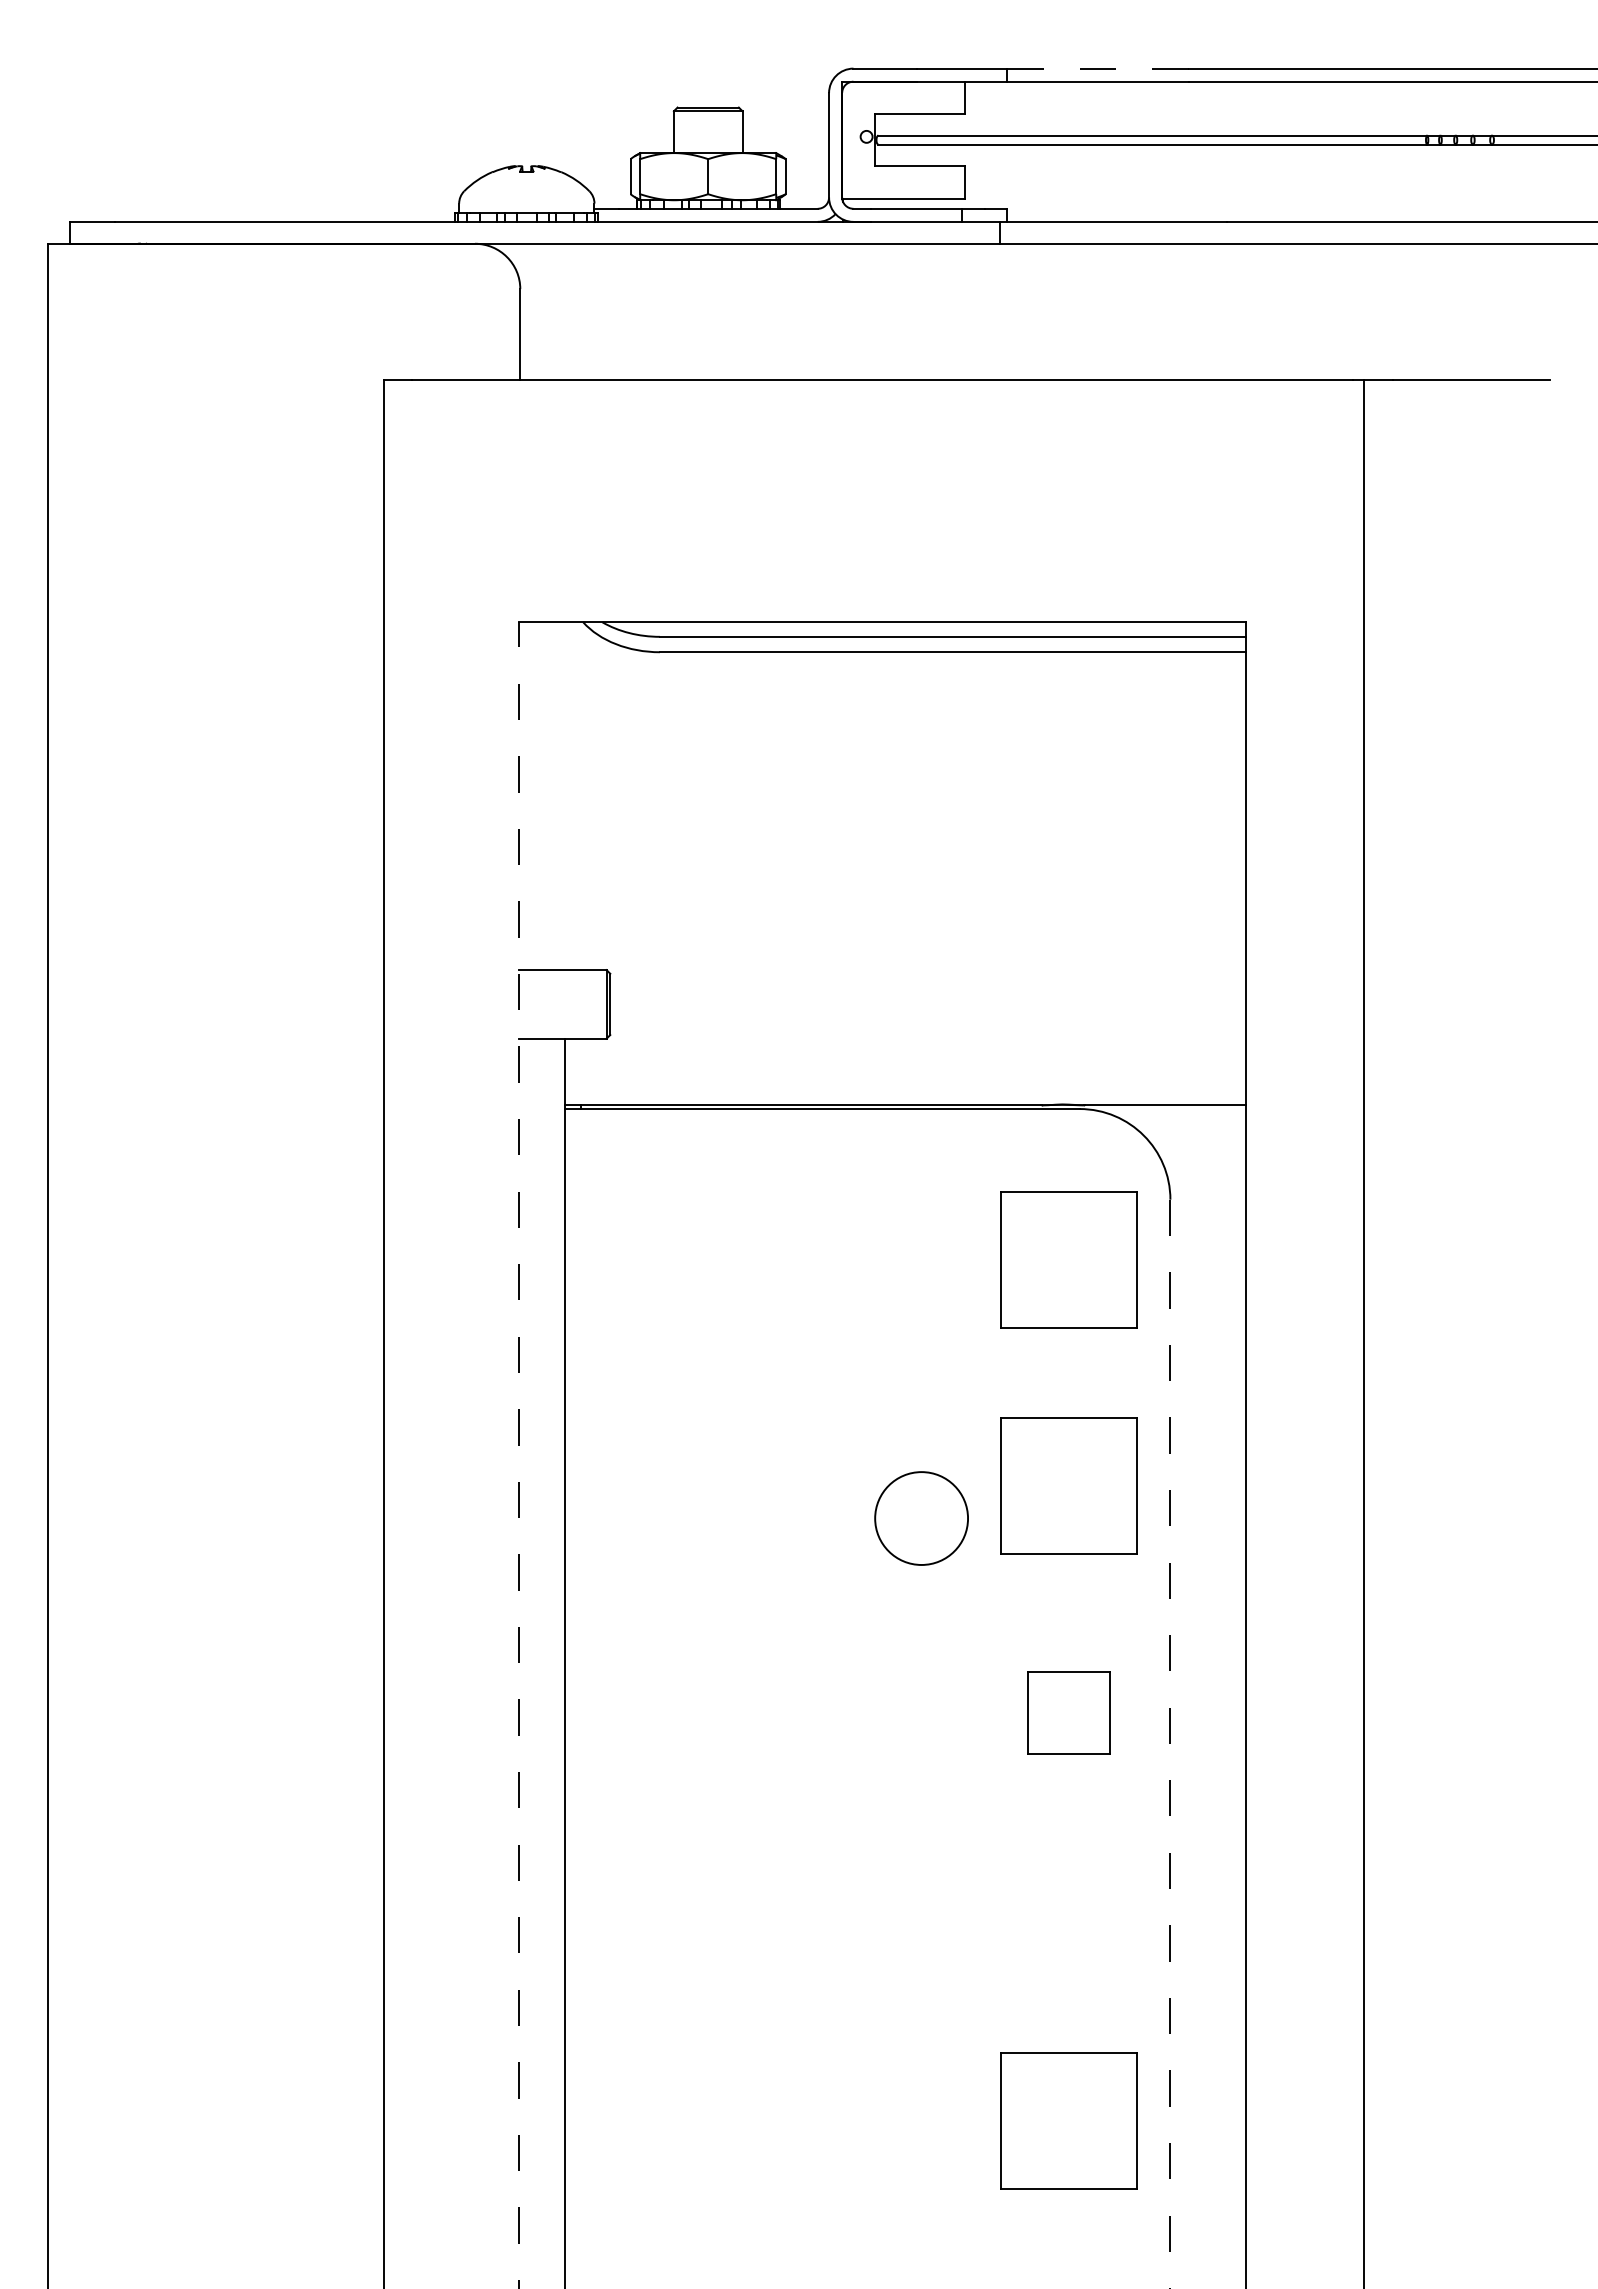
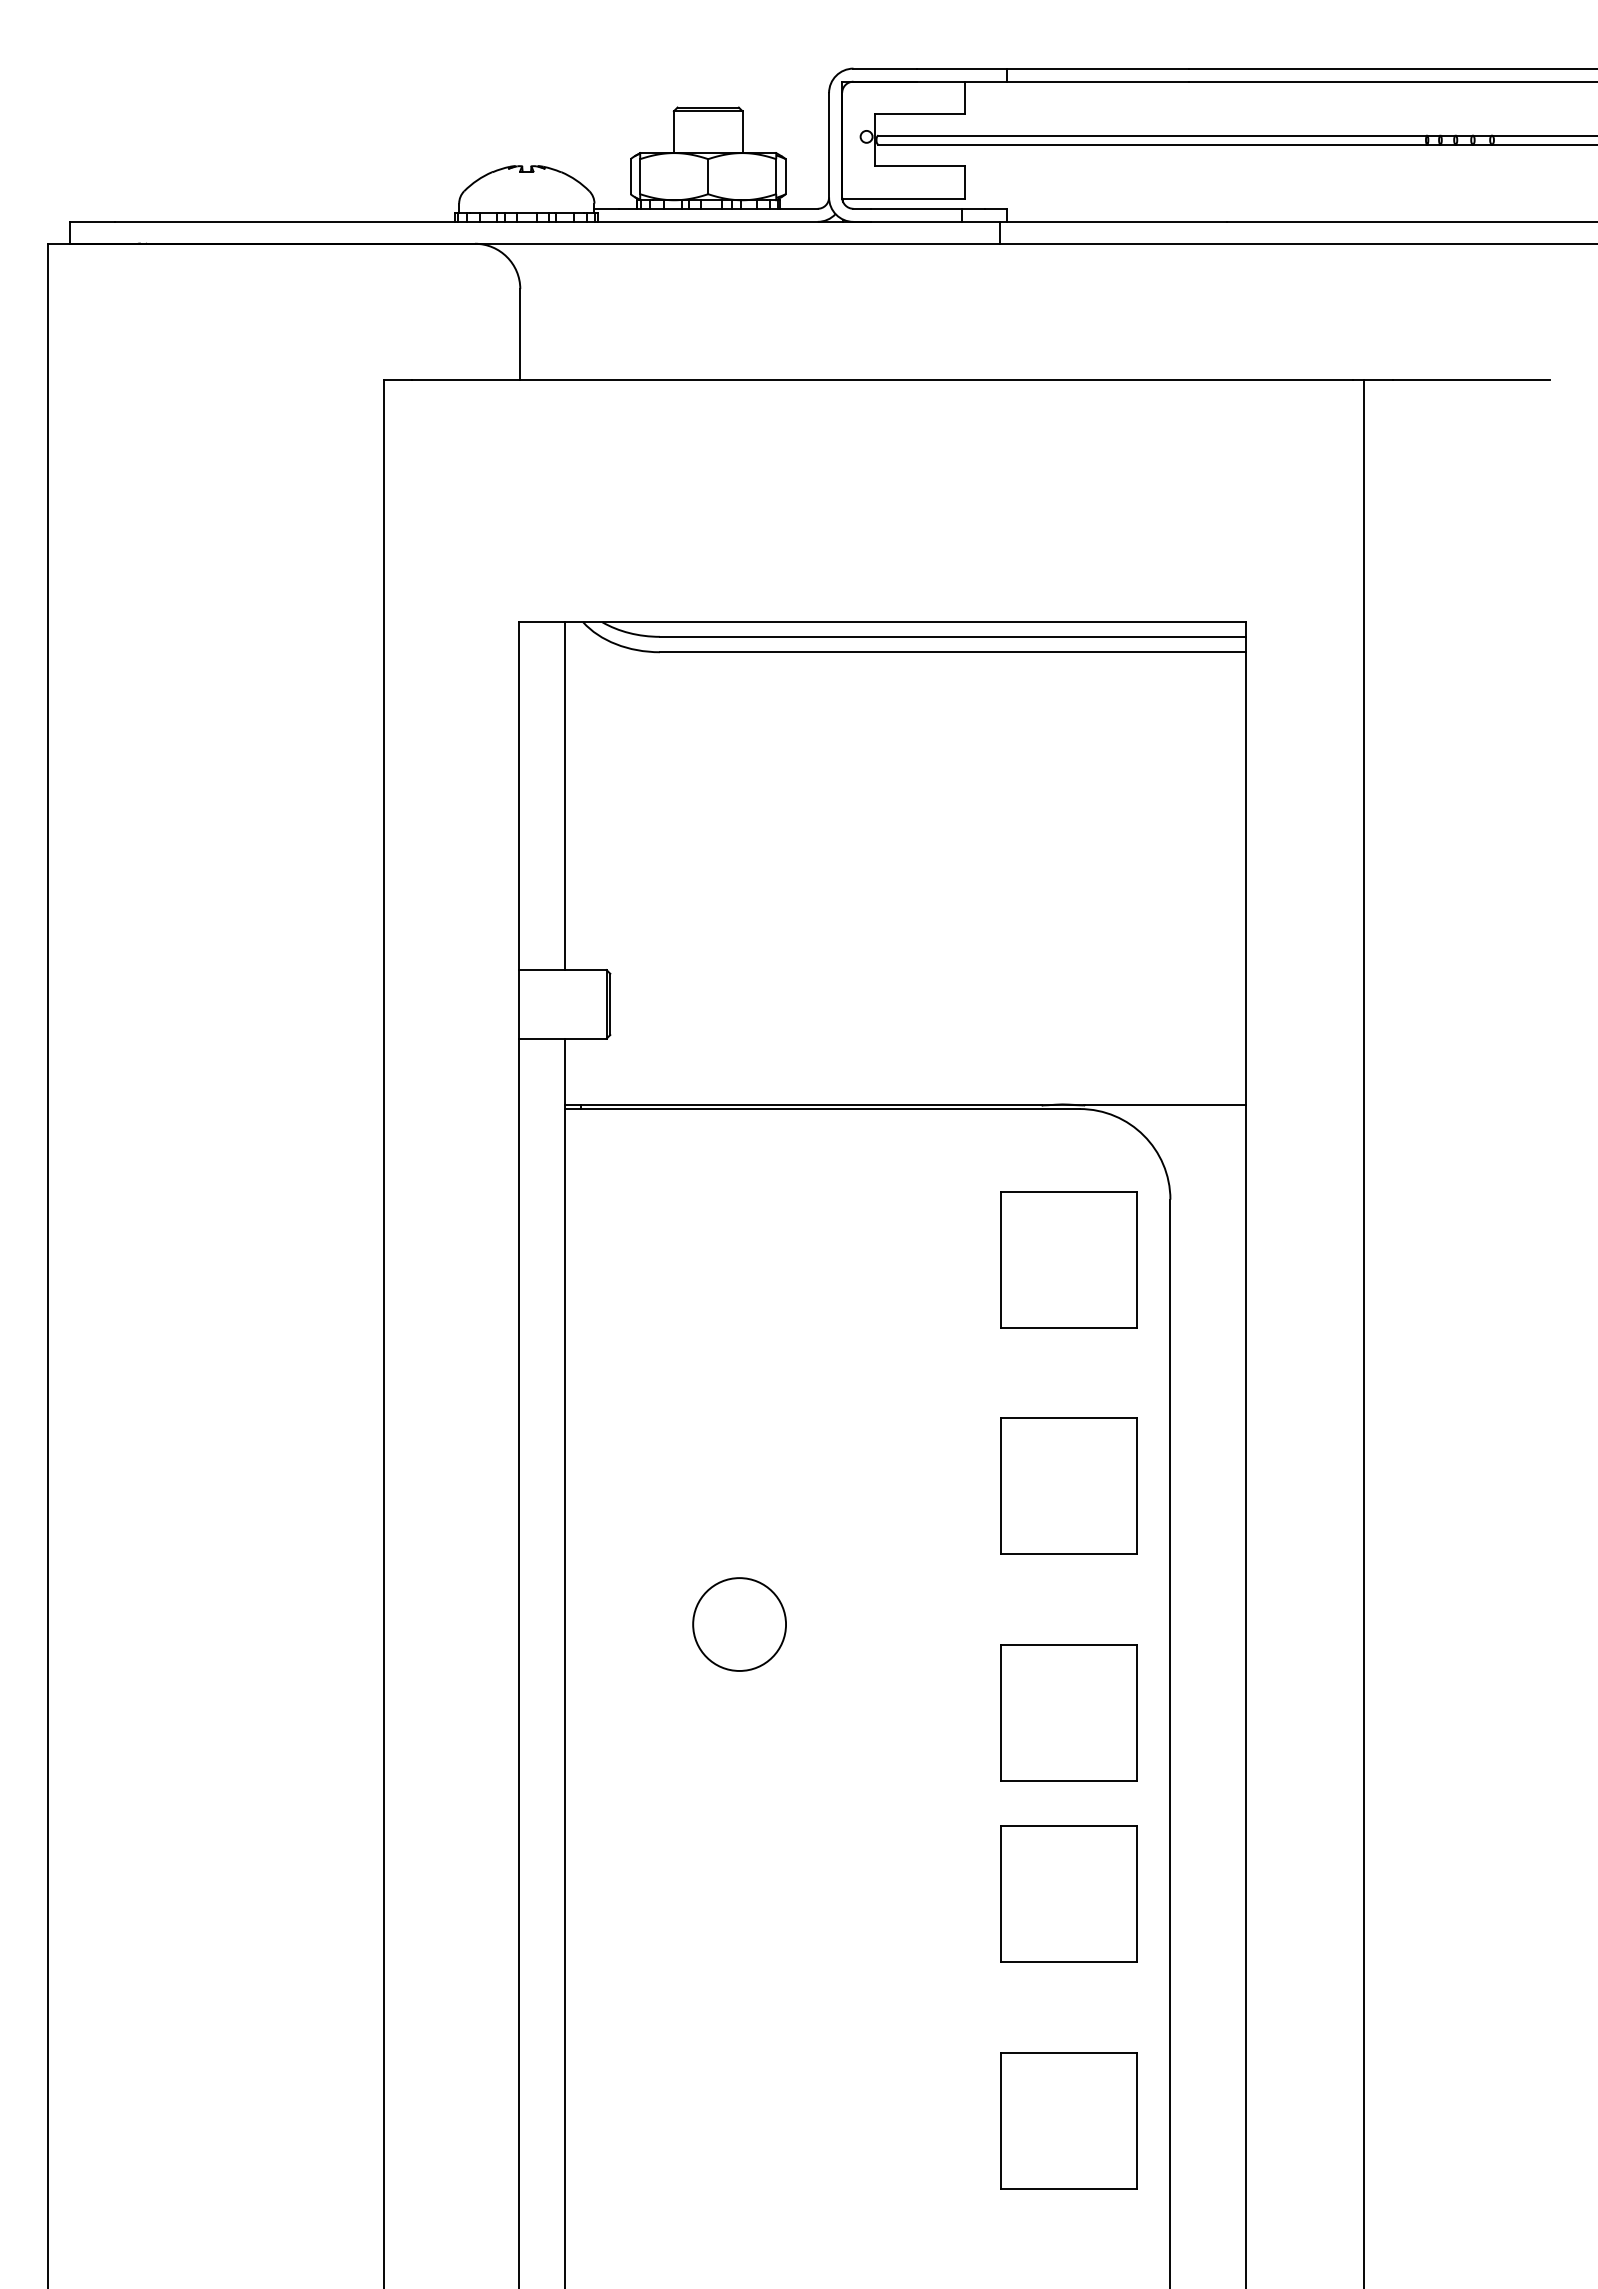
line: dashed -> solid (1097, 68)
line: none -> present (565, 796)
line: dashed -> solid (518, 1455)
circle position: (921, 1518) -> (739, 1624) (739, 1624)
part size: 84x84 px -> 138x138 px (1068, 1712)
line: dashed -> solid (1170, 1744)
part: none -> present (1068, 1893)
